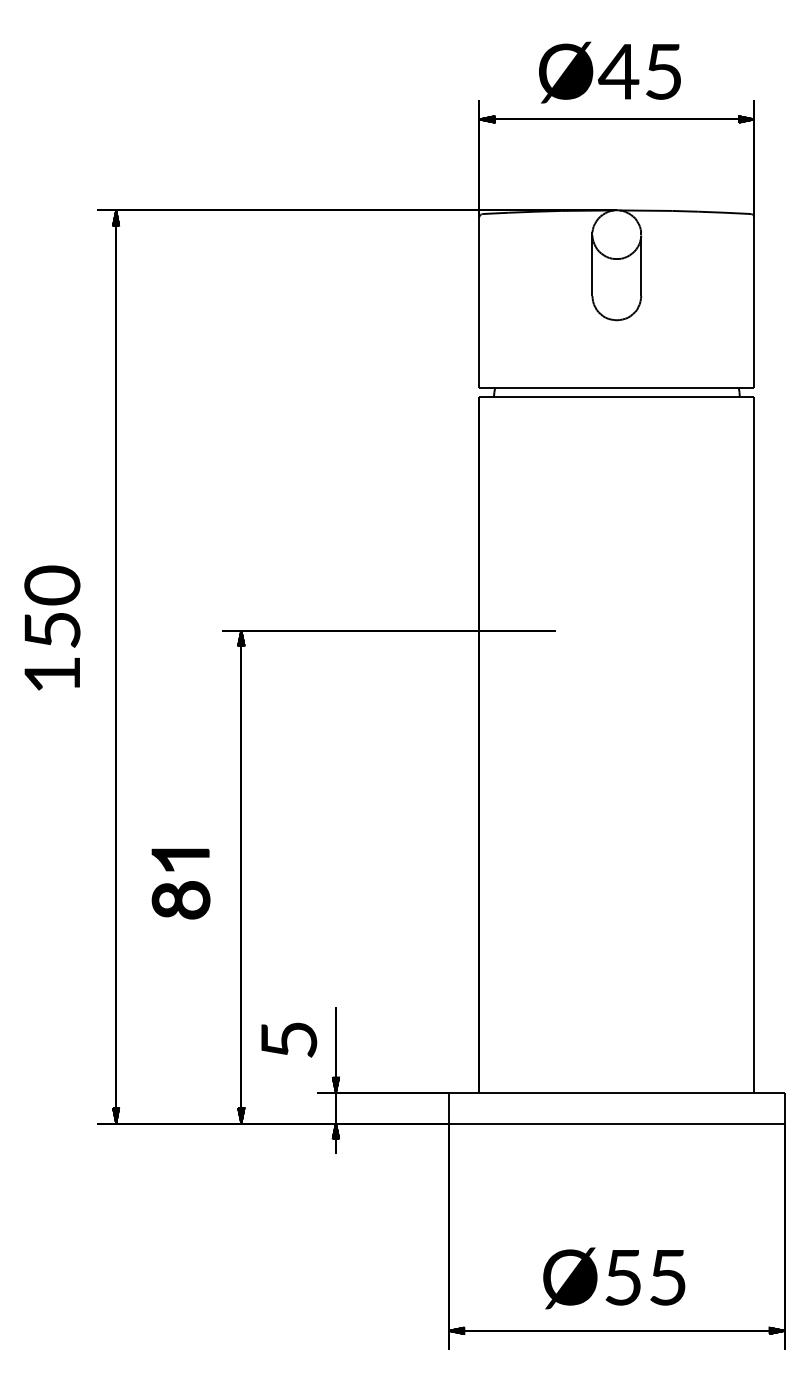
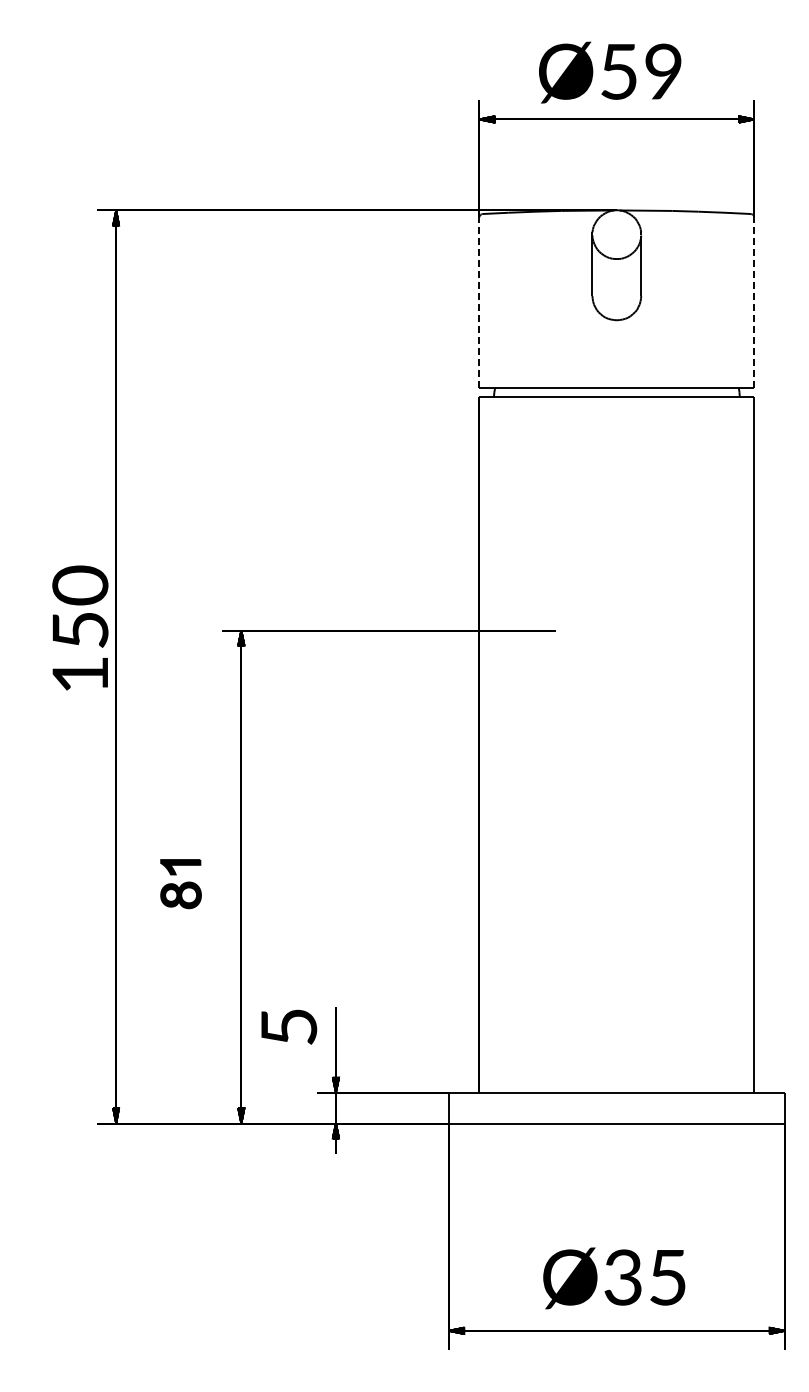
text: Ø45 -> Ø59 (639, 71)
line: solid -> dashed (479, 301)
line: solid -> dashed (754, 301)
text position: (52, 627) -> (80, 627) (80, 627)
part size: 60x72 px -> 42x51 px (180, 884)
text position: (289, 1039) -> (289, 1026) (289, 1026)
text: Ø55 -> Ø35 (622, 1277)
